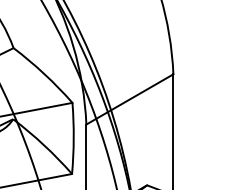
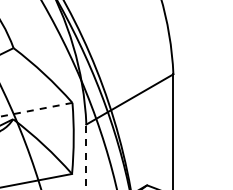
line: solid -> dashed (36, 109)
line: solid -> dashed (86, 156)
